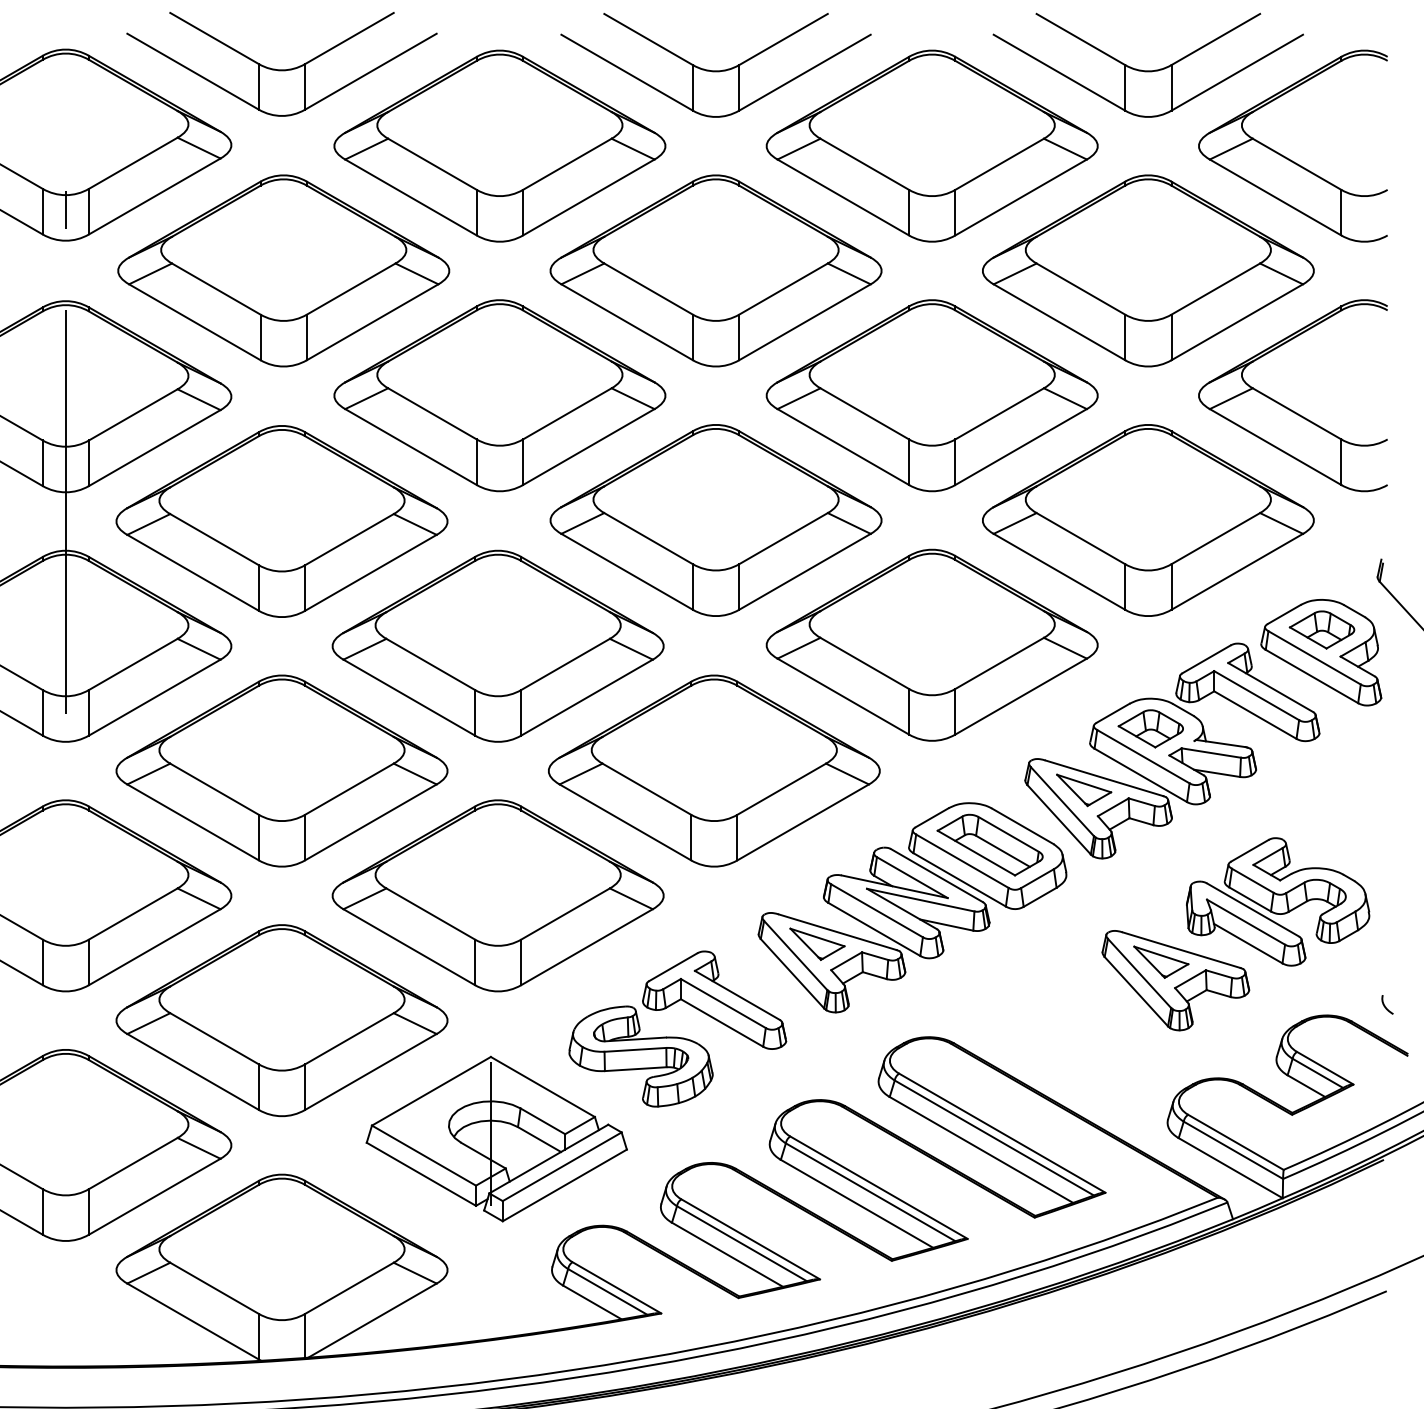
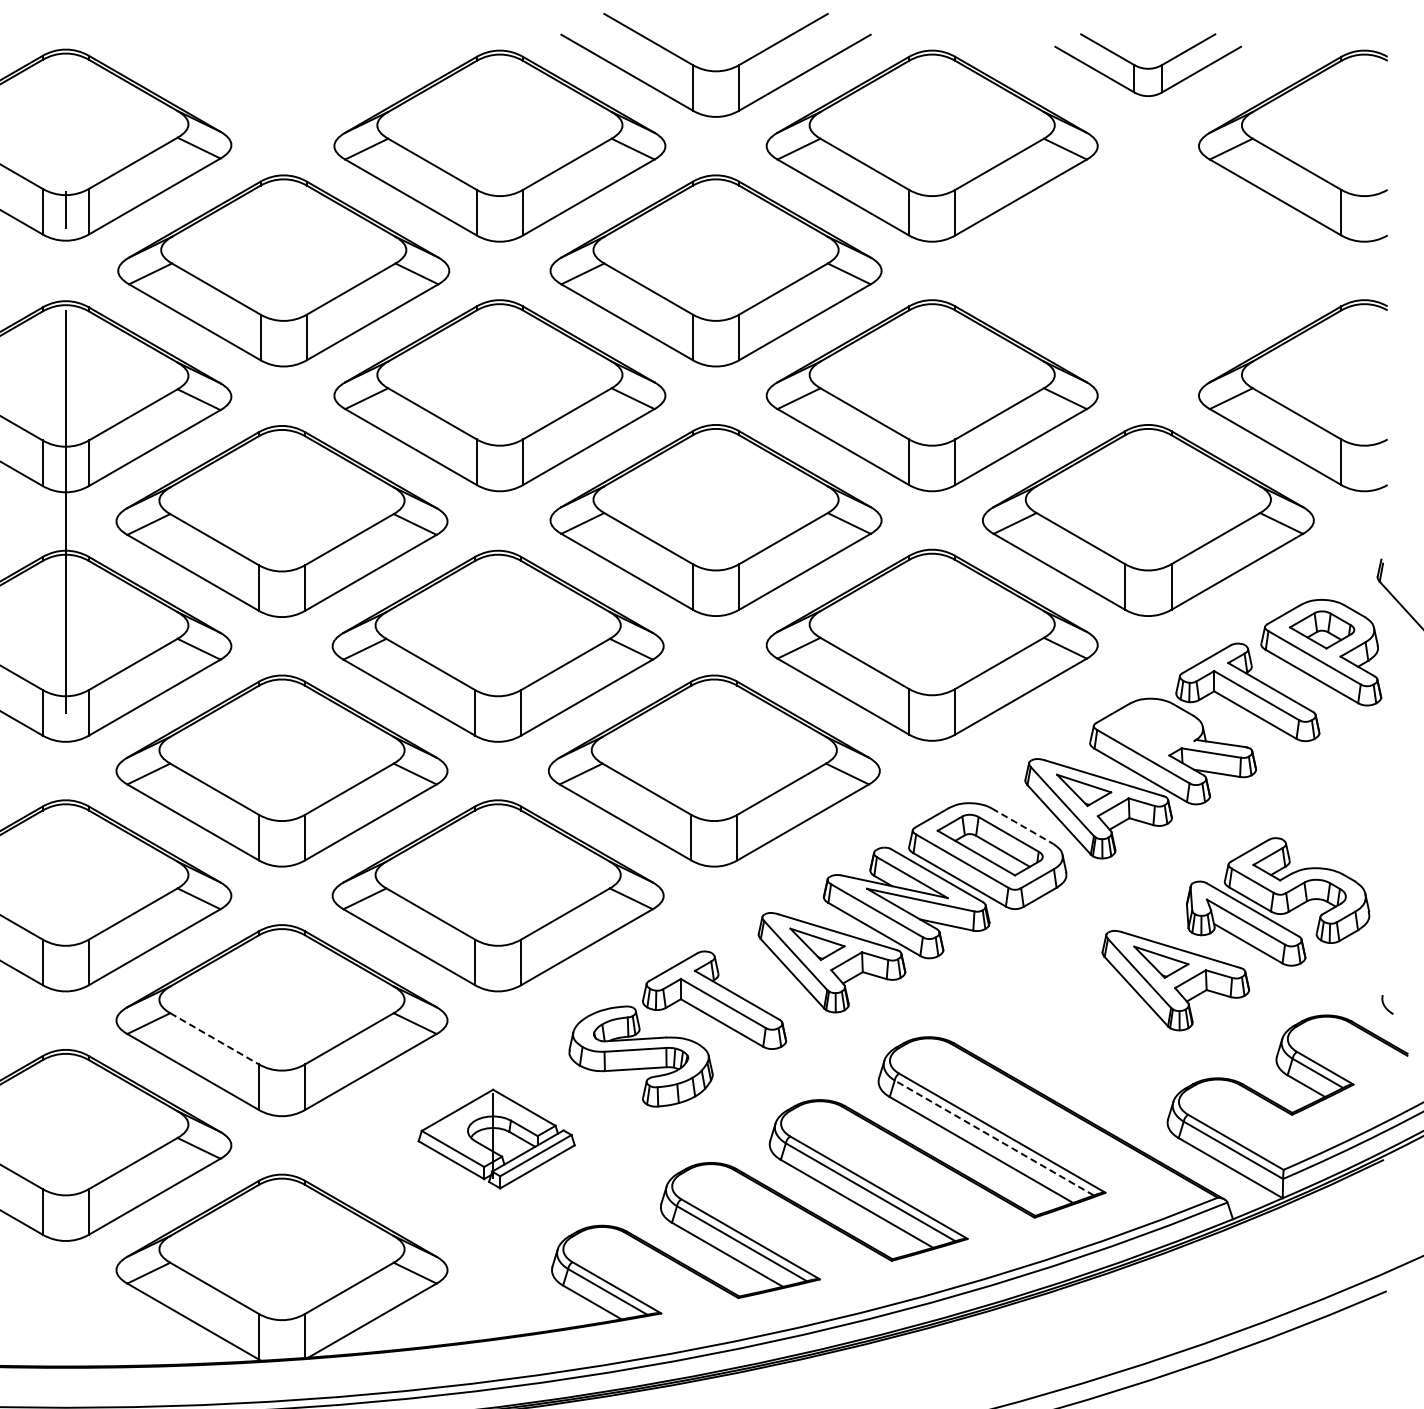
part: present -> none (281, 64)
part size: 312x106 px -> 188x64 px (1147, 64)
part: present -> none (1148, 270)
part: present -> none (1150, 728)
line: solid -> dashed (1022, 826)
line: solid -> dashed (215, 1039)
line: solid -> dashed (994, 1137)
part size: 263x168 px -> 159x102 px (496, 1138)
